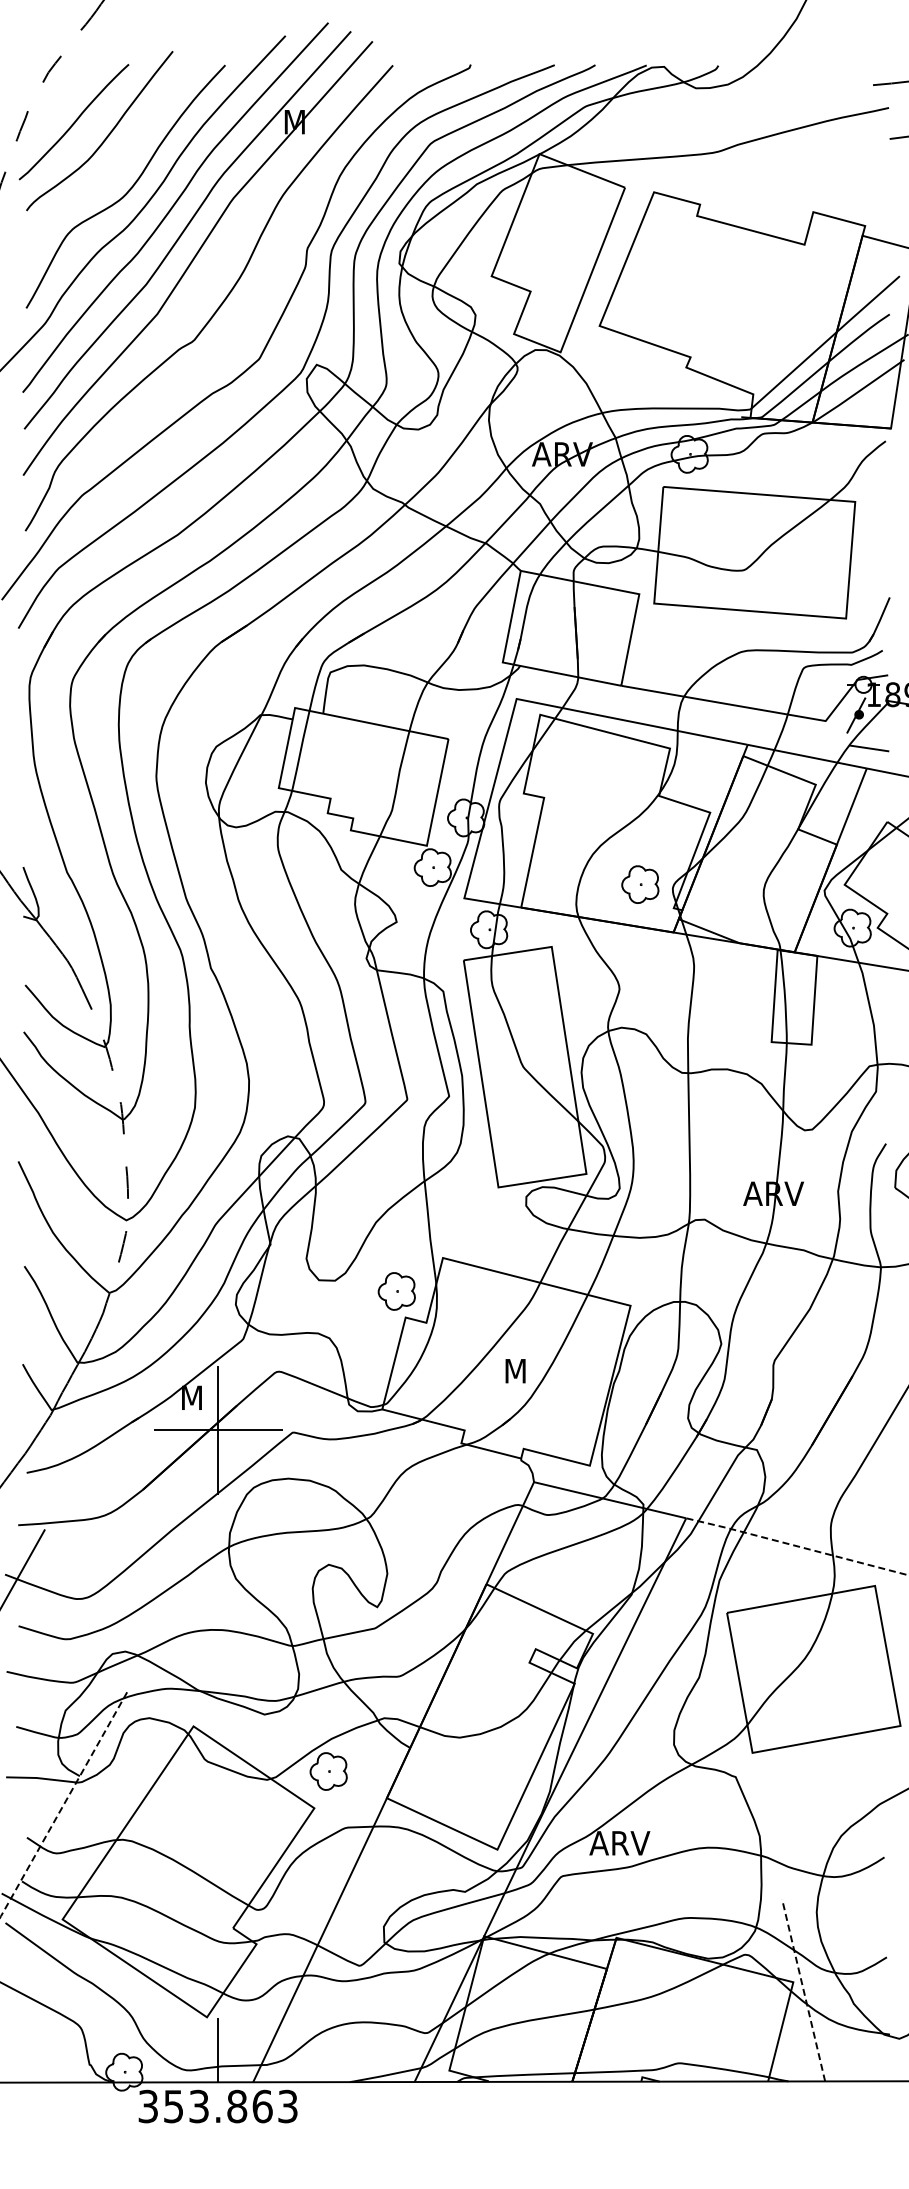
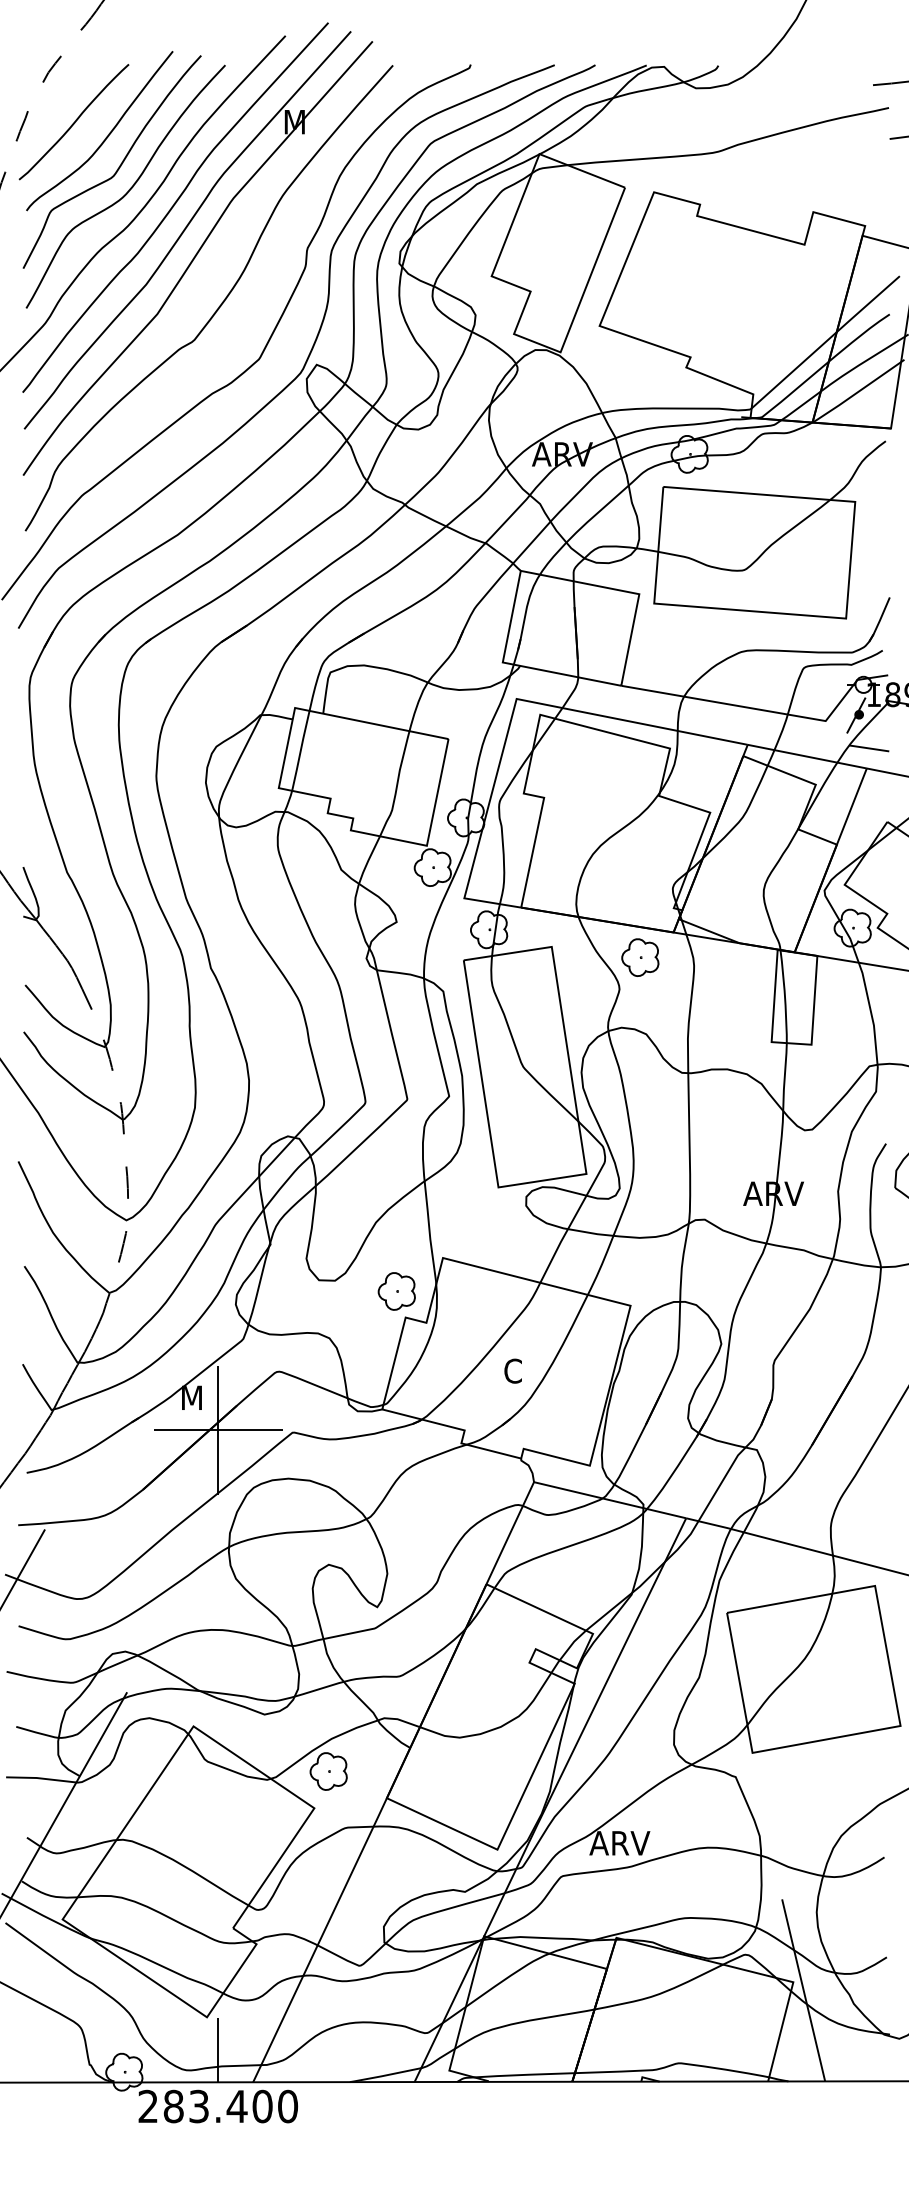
curve: none -> present (119, 165)
part position: (640, 884) -> (640, 957) (640, 957)
text: M -> C (514, 1370)
line: dashed -> solid (796, 1546)
line: dashed -> solid (63, 1805)
line: dashed -> solid (803, 1990)
text: 353.863 -> 283.400 (218, 2106)
